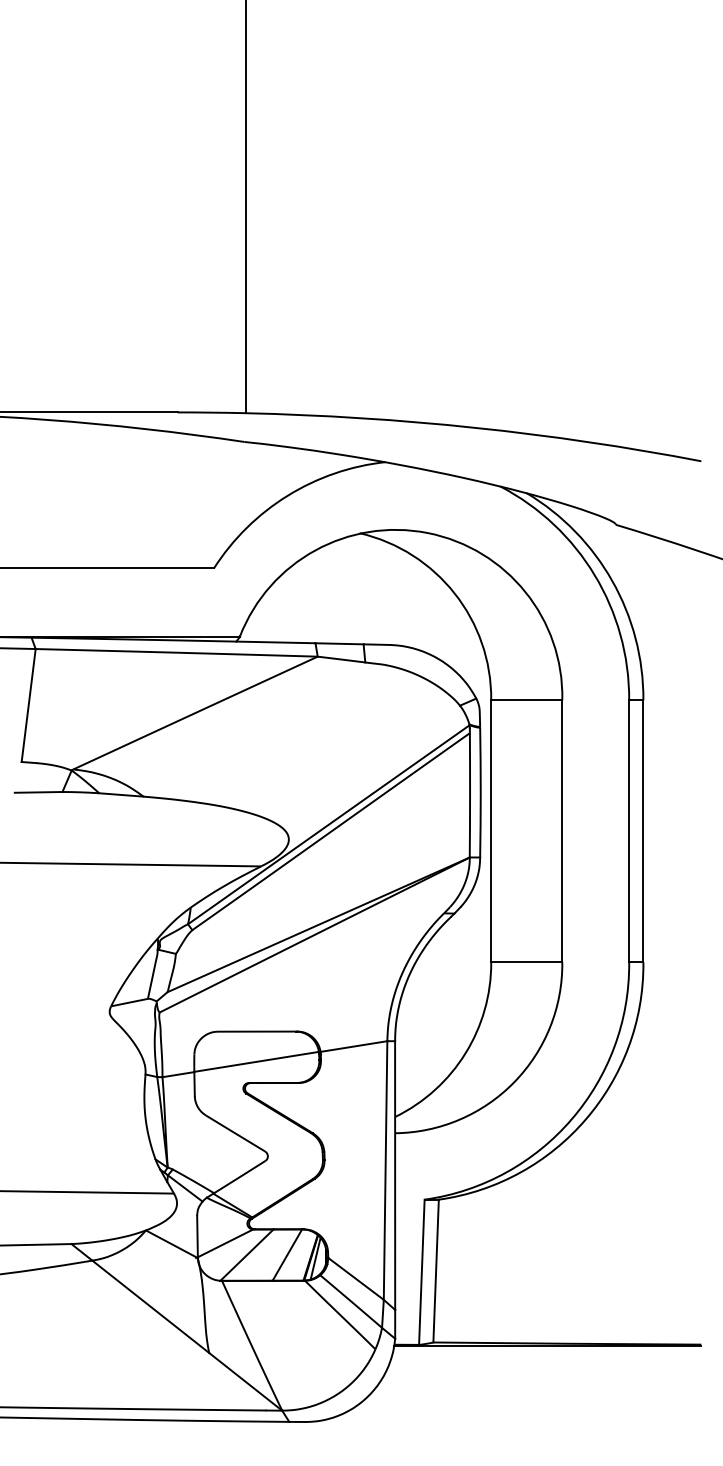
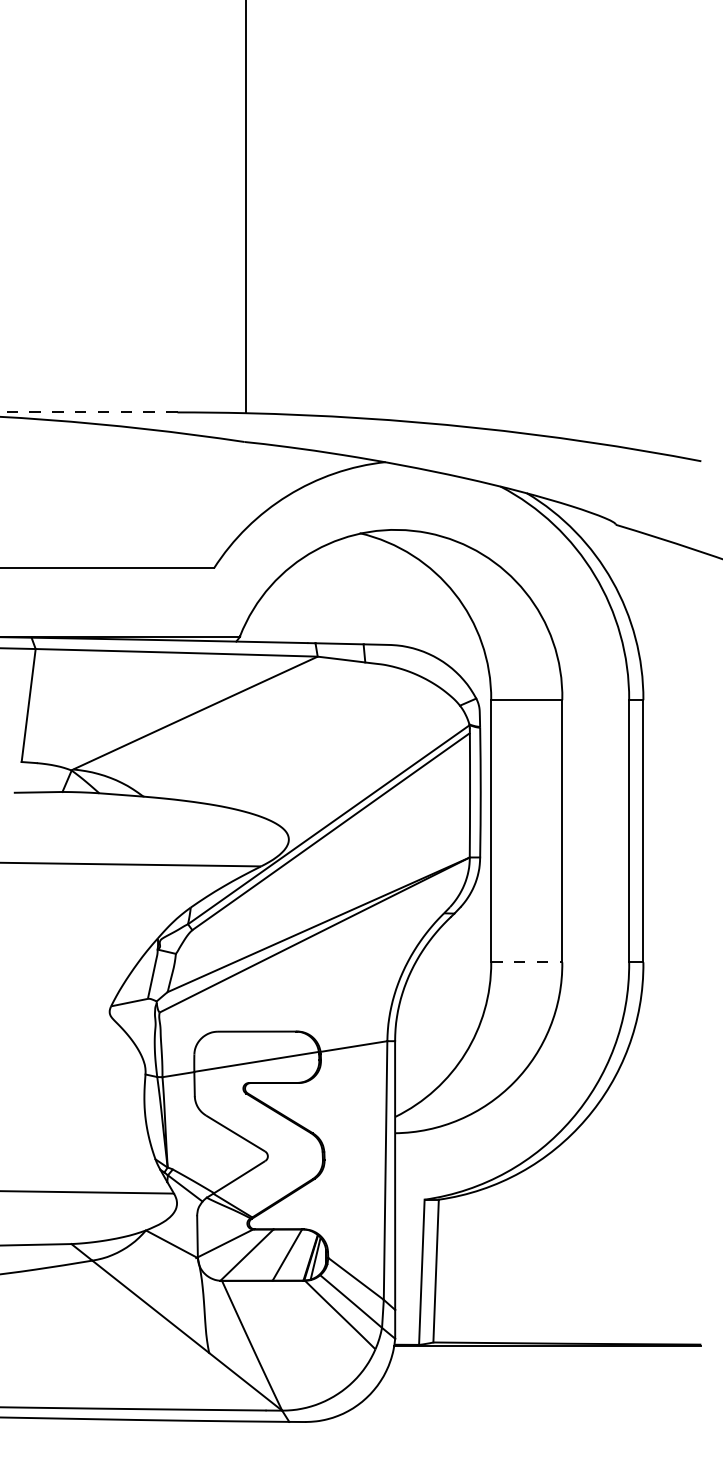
line: solid -> dashed (88, 412)
line: solid -> dashed (526, 962)
